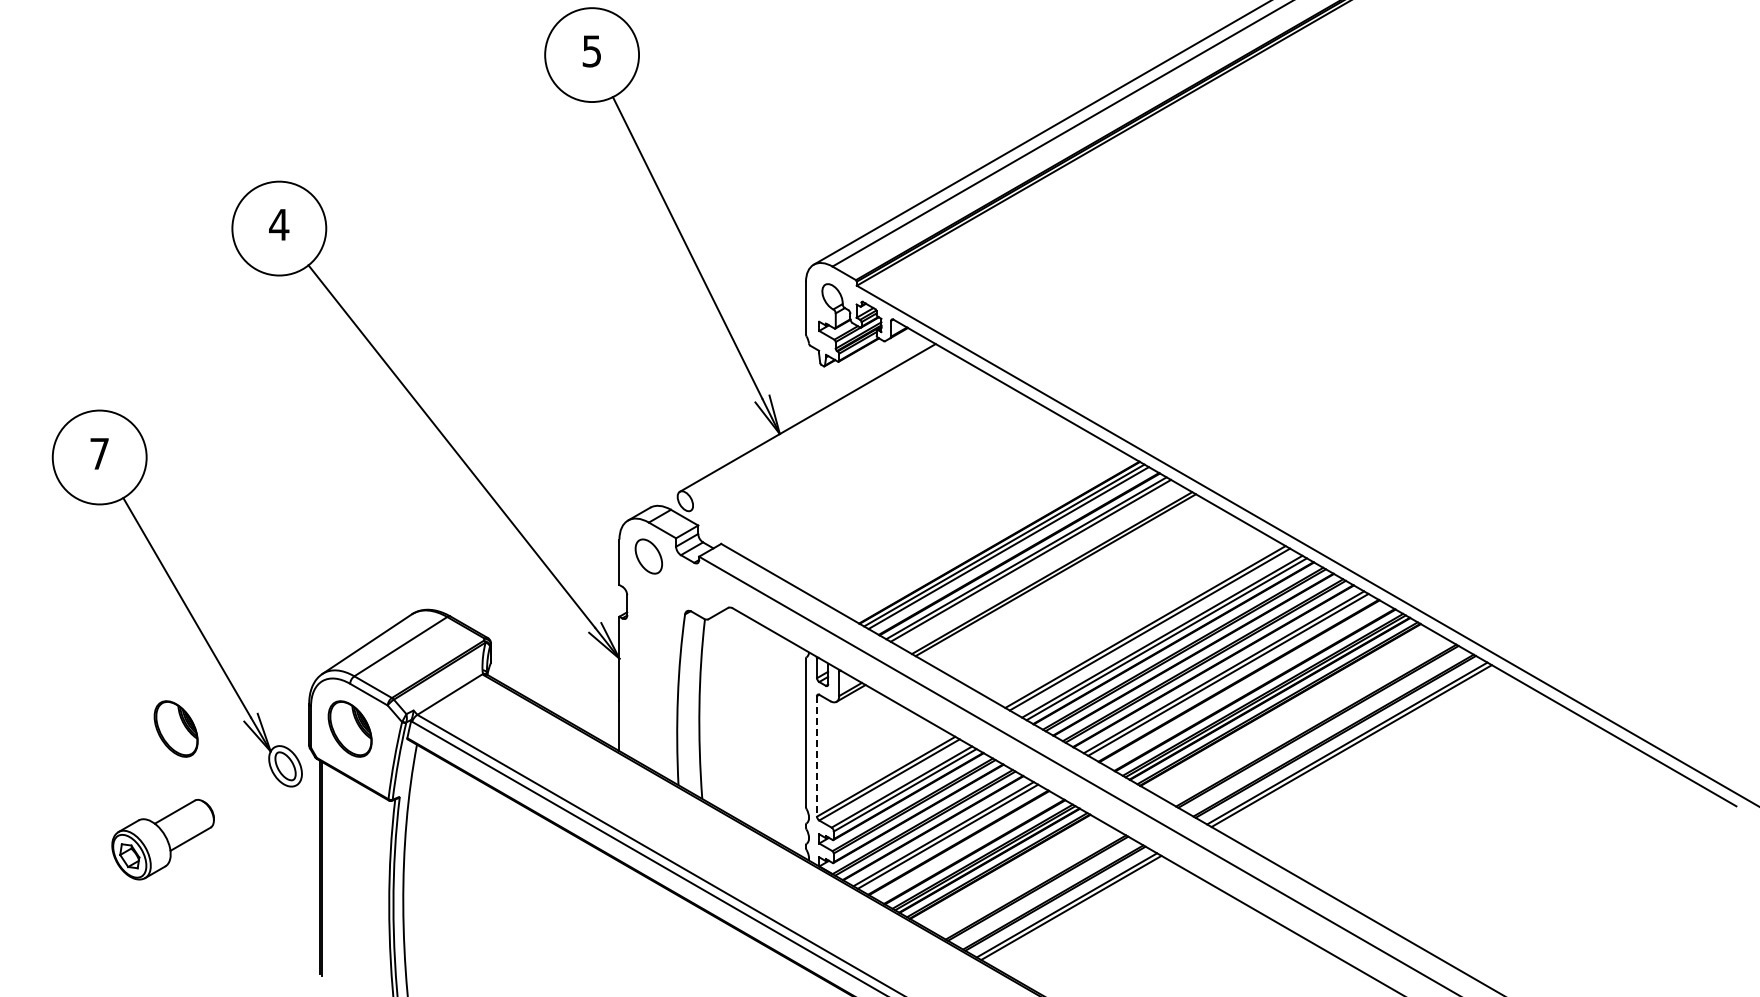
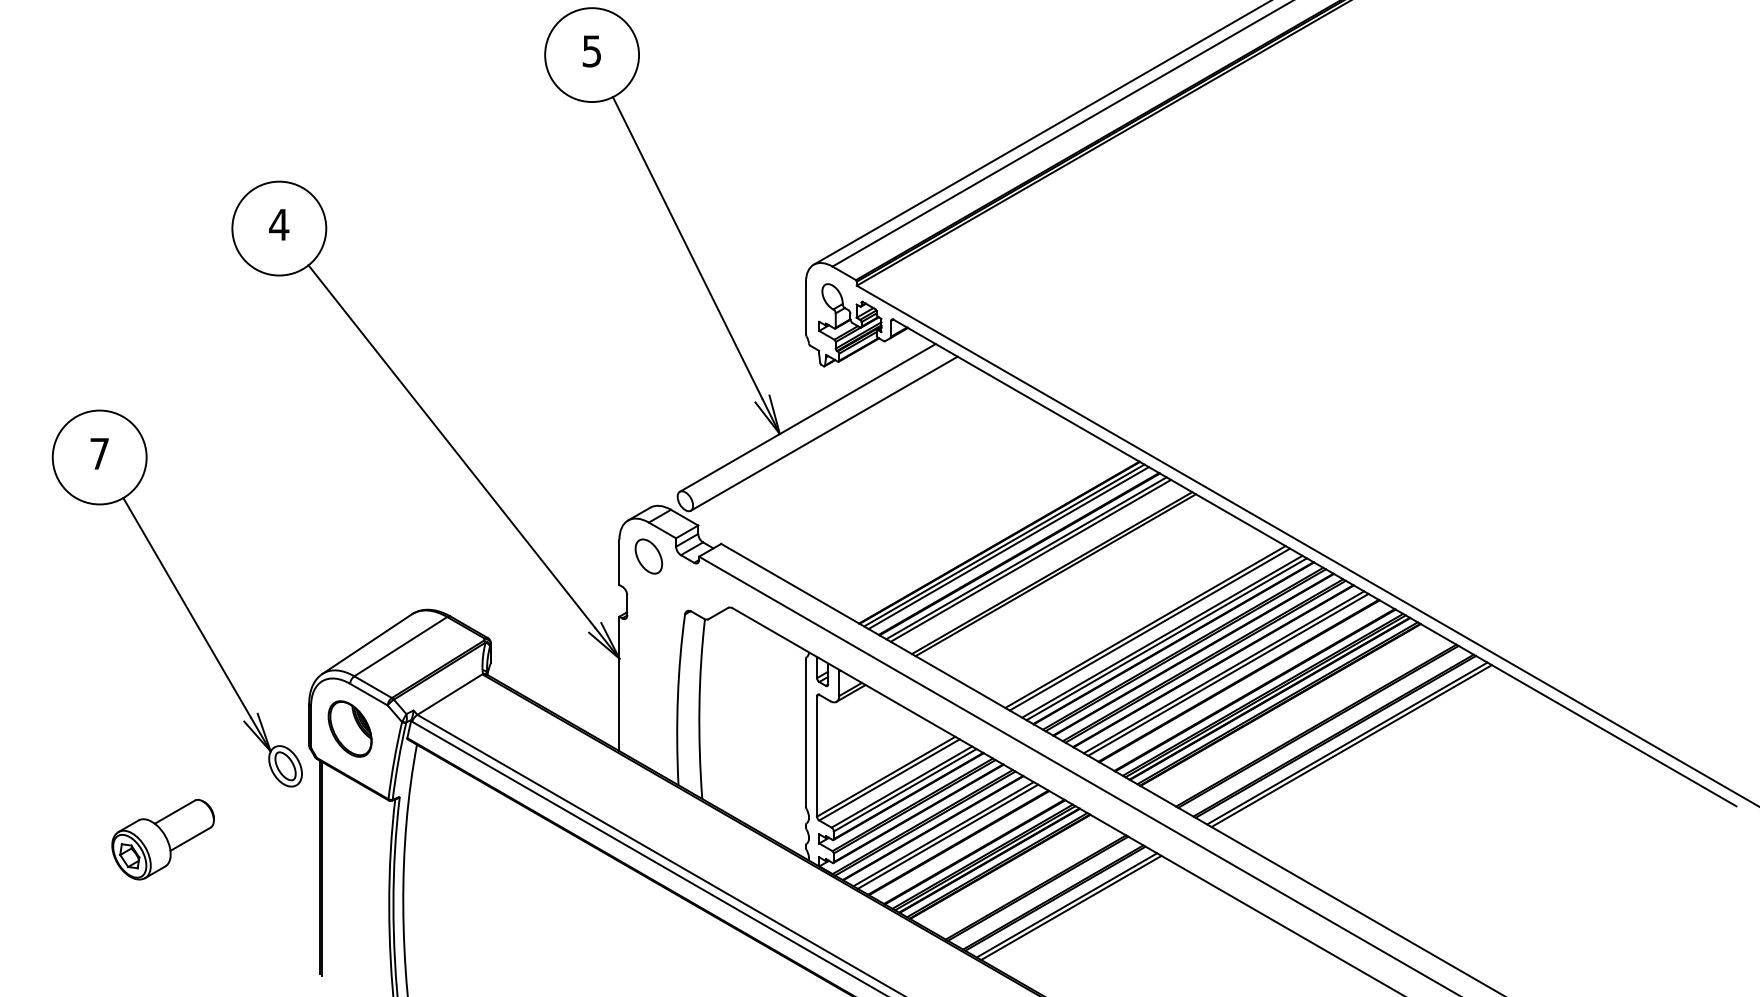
line: none -> present (823, 433)
part: present -> none (175, 728)
line: dashed -> solid (817, 756)
